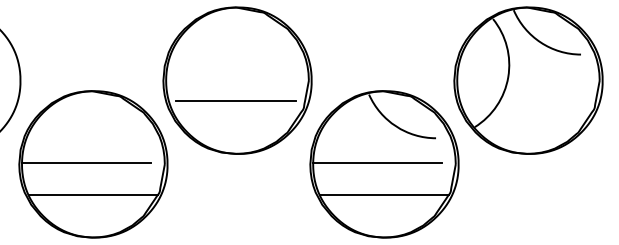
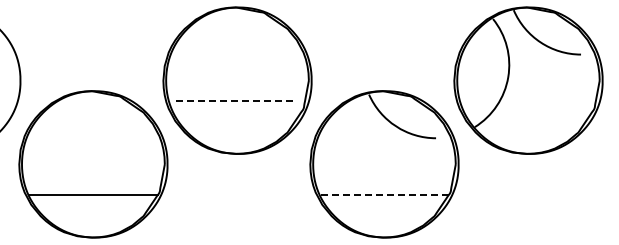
line: solid -> dashed (236, 101)
line: present -> none (86, 163)
line: present -> none (377, 163)
line: solid -> dashed (383, 194)
